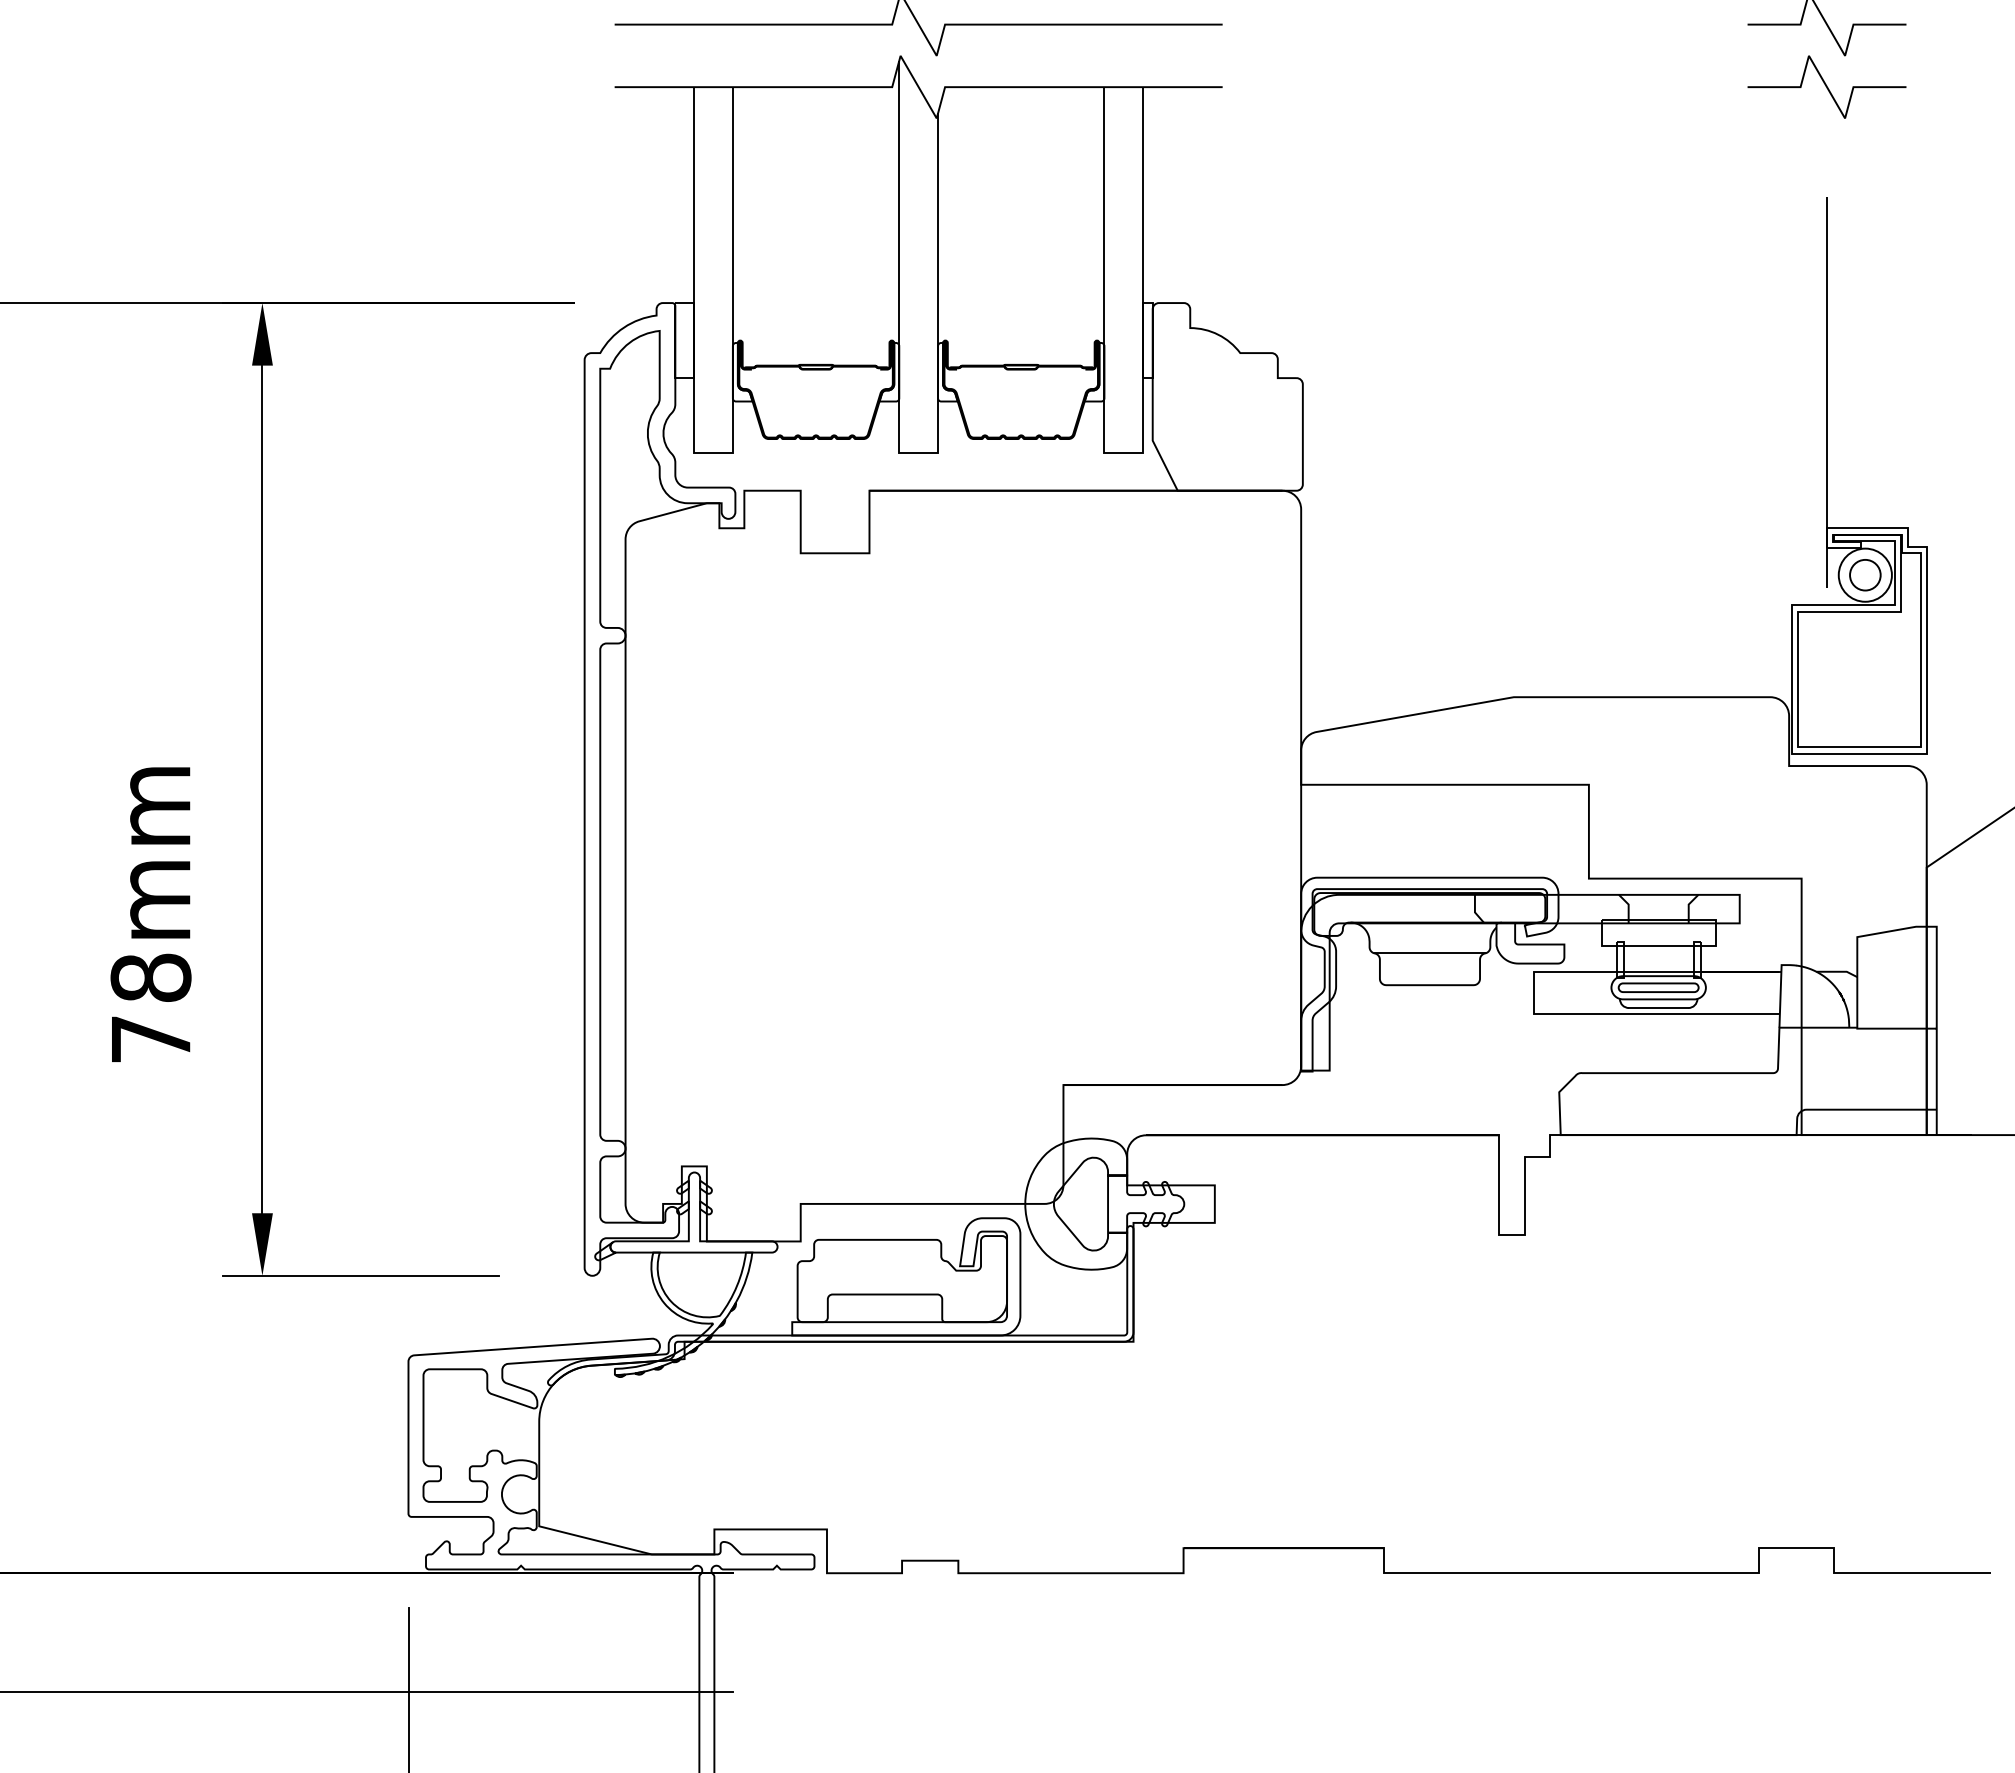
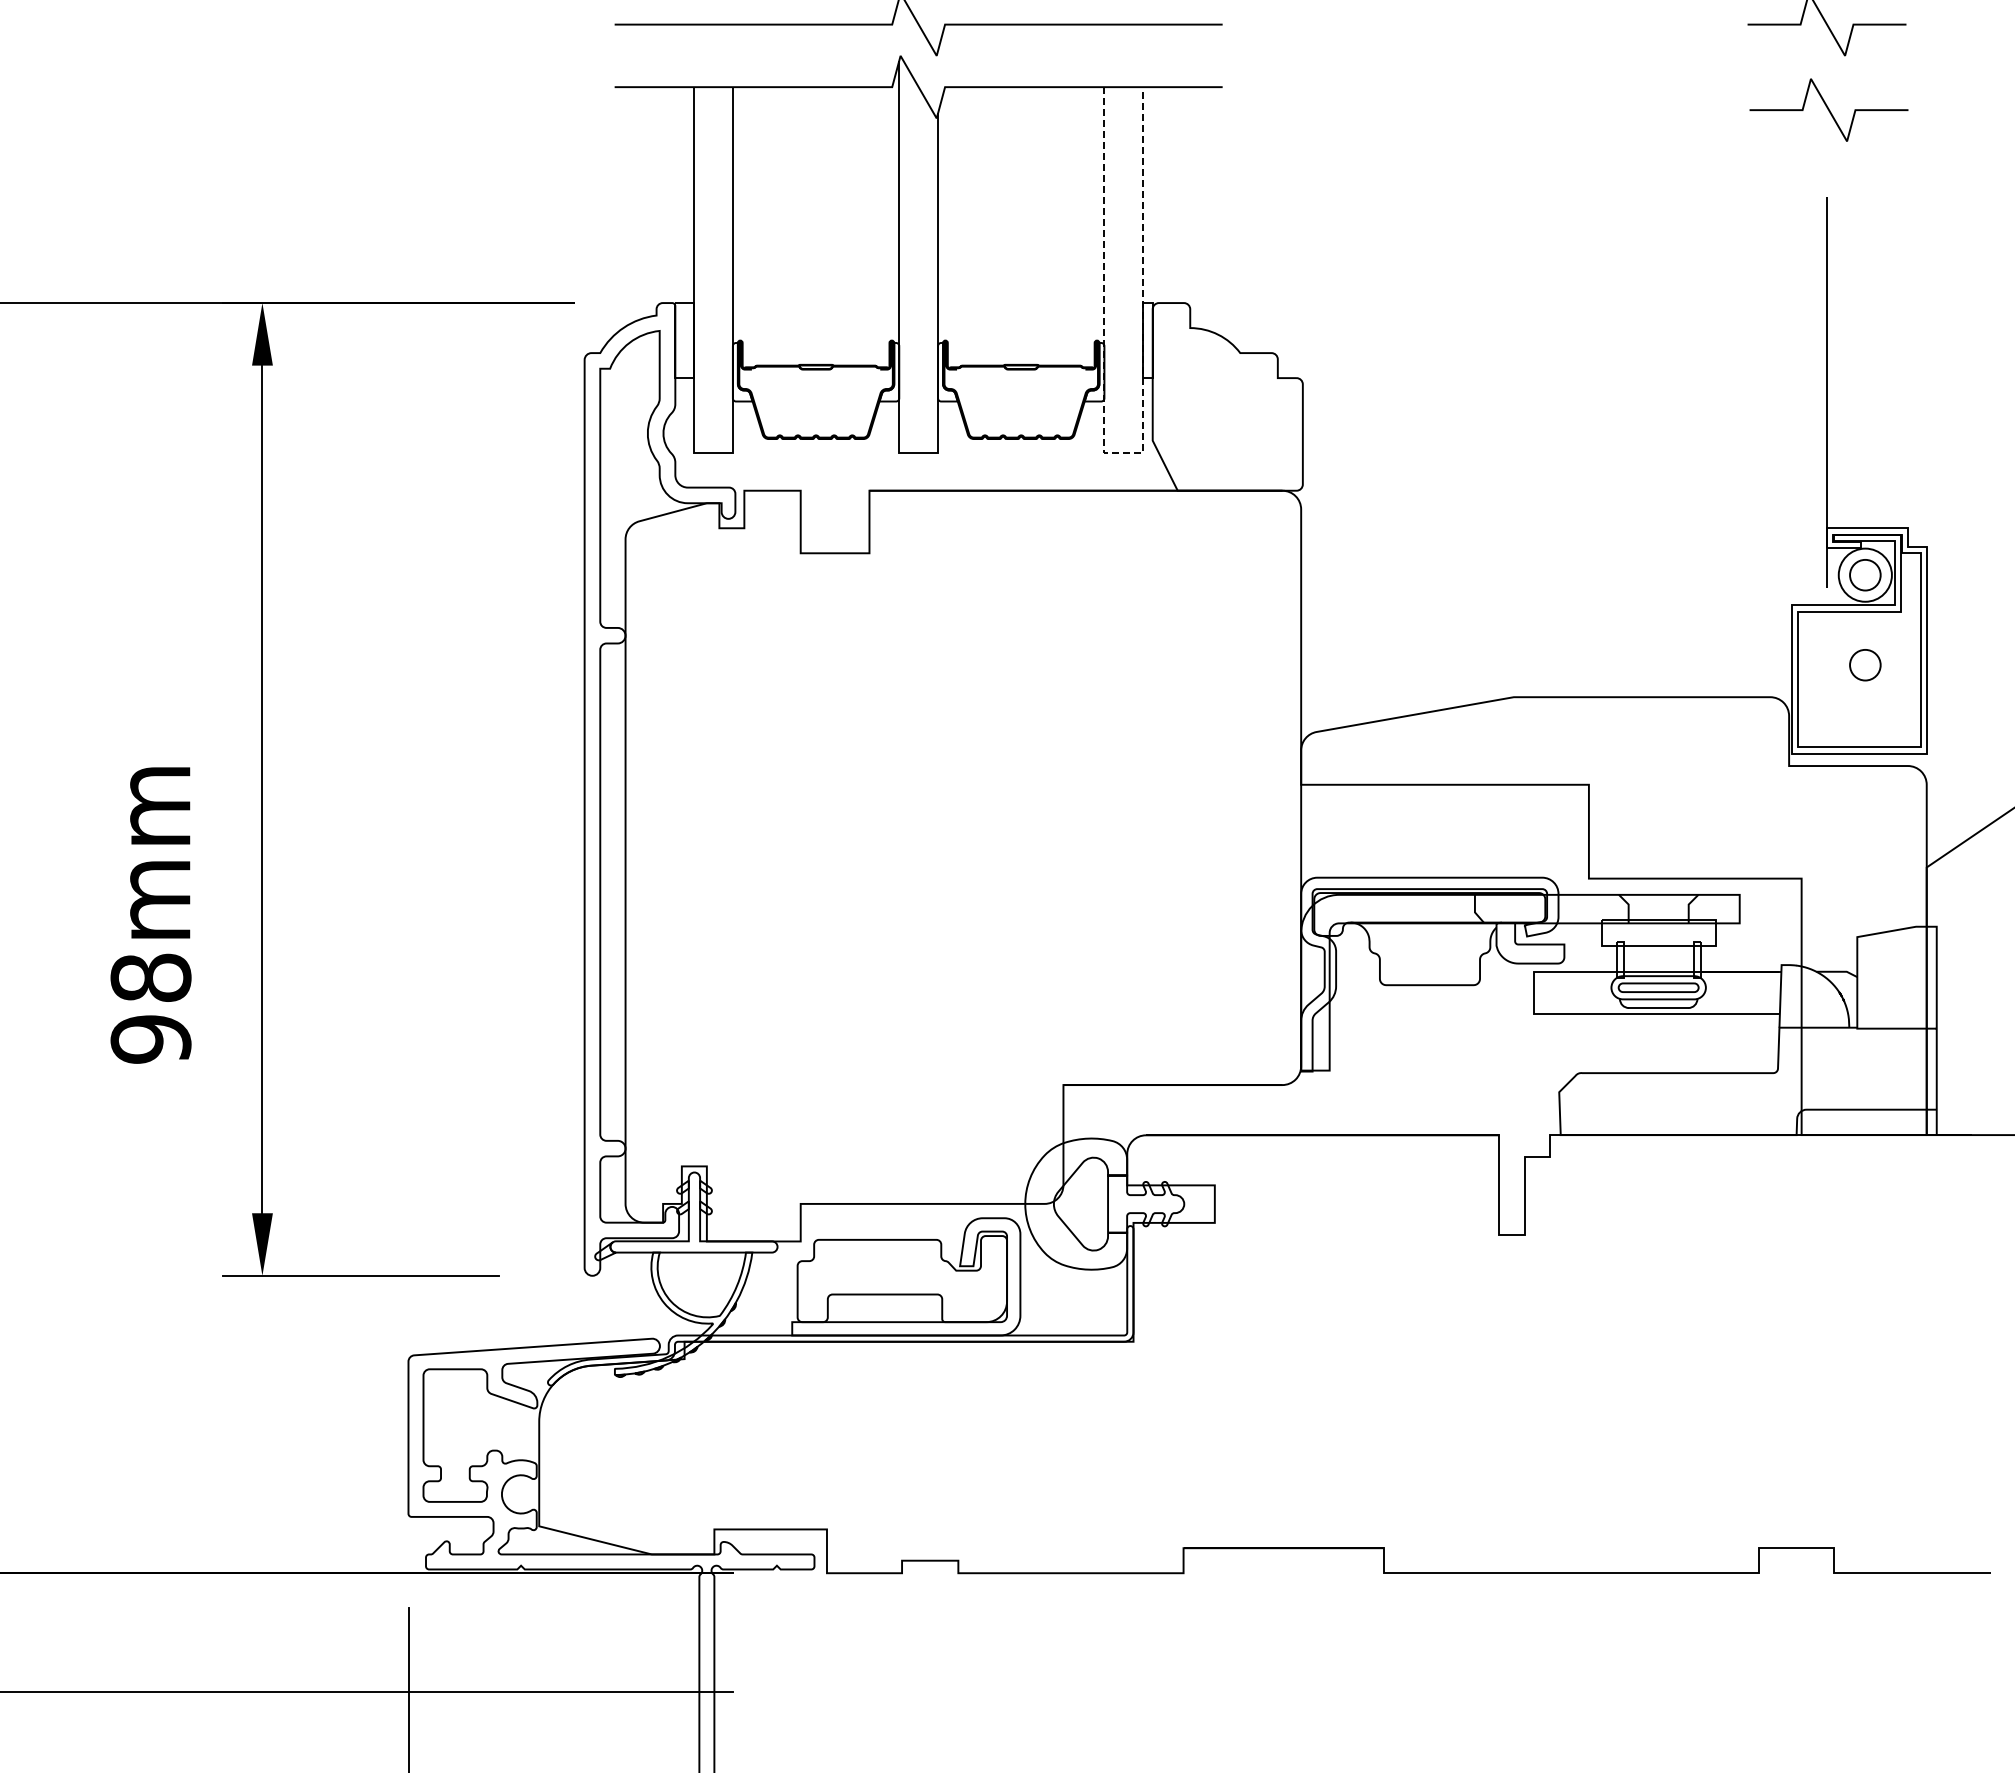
curve position: (1826, 86) -> (1828, 109) (1828, 109)
line: solid -> dashed (1124, 453)
circle: none -> present (1865, 665)
line: present -> none (1429, 953)
text: 78mm -> 98mm (150, 1039)
